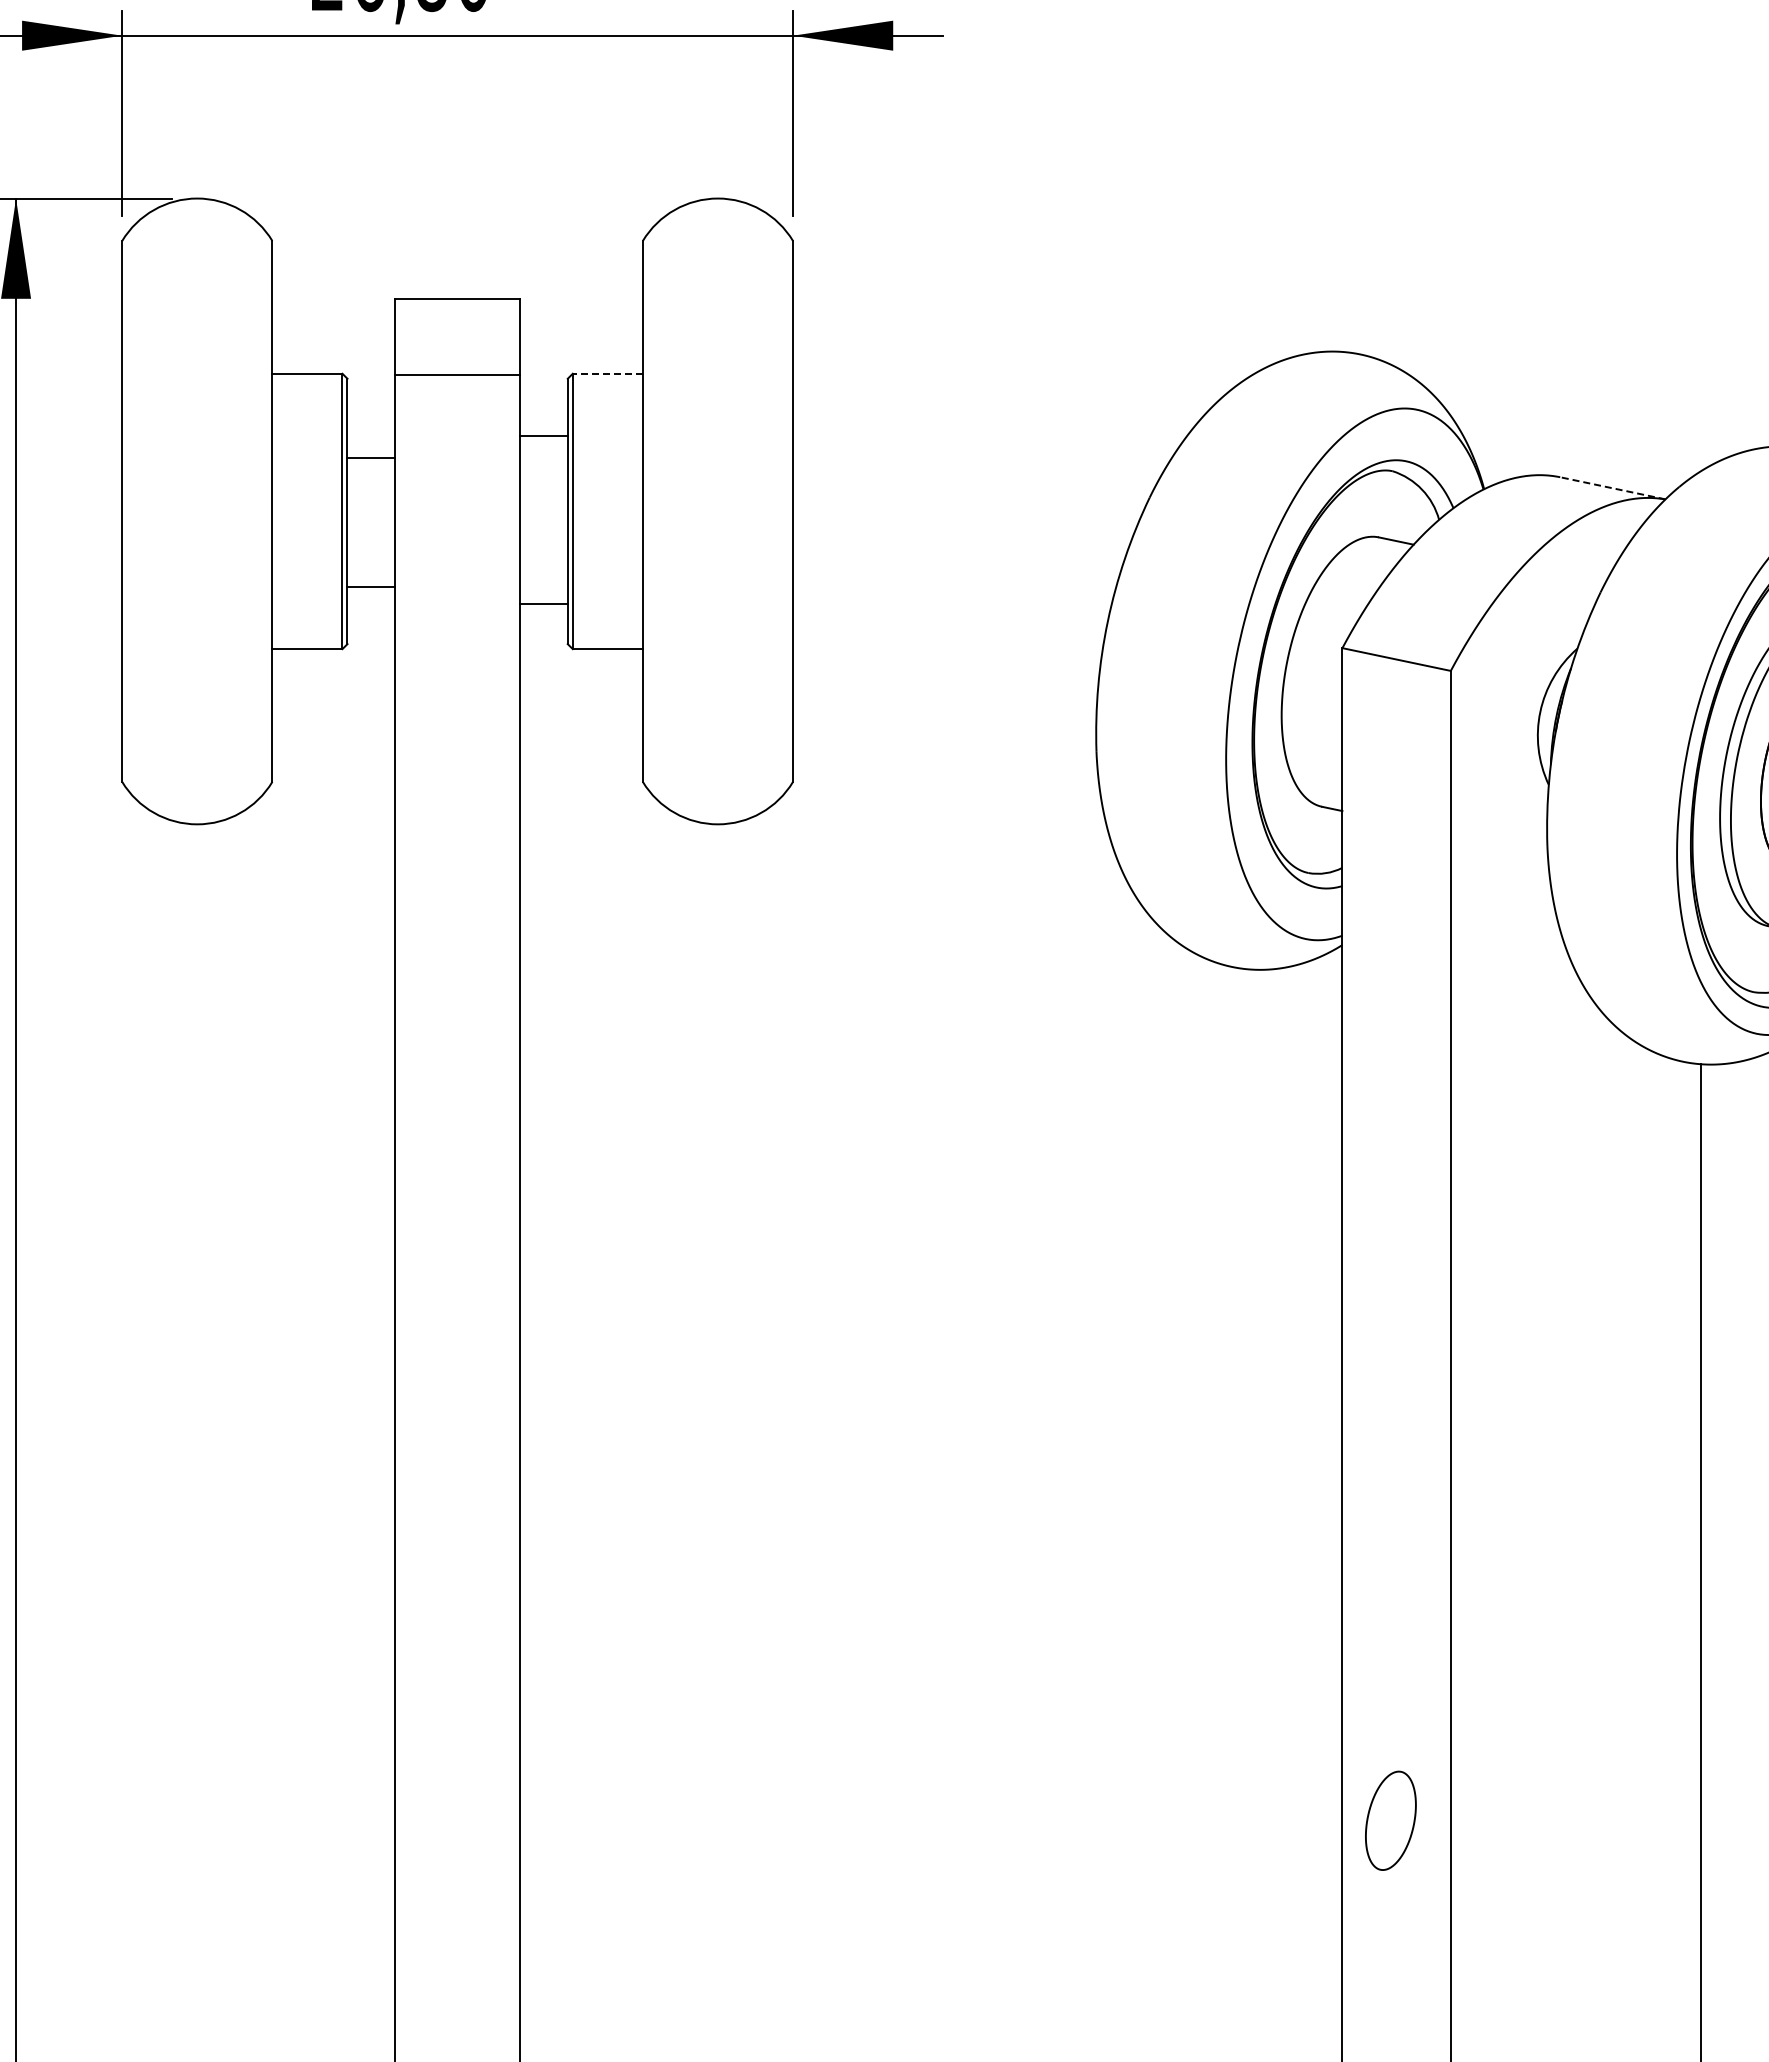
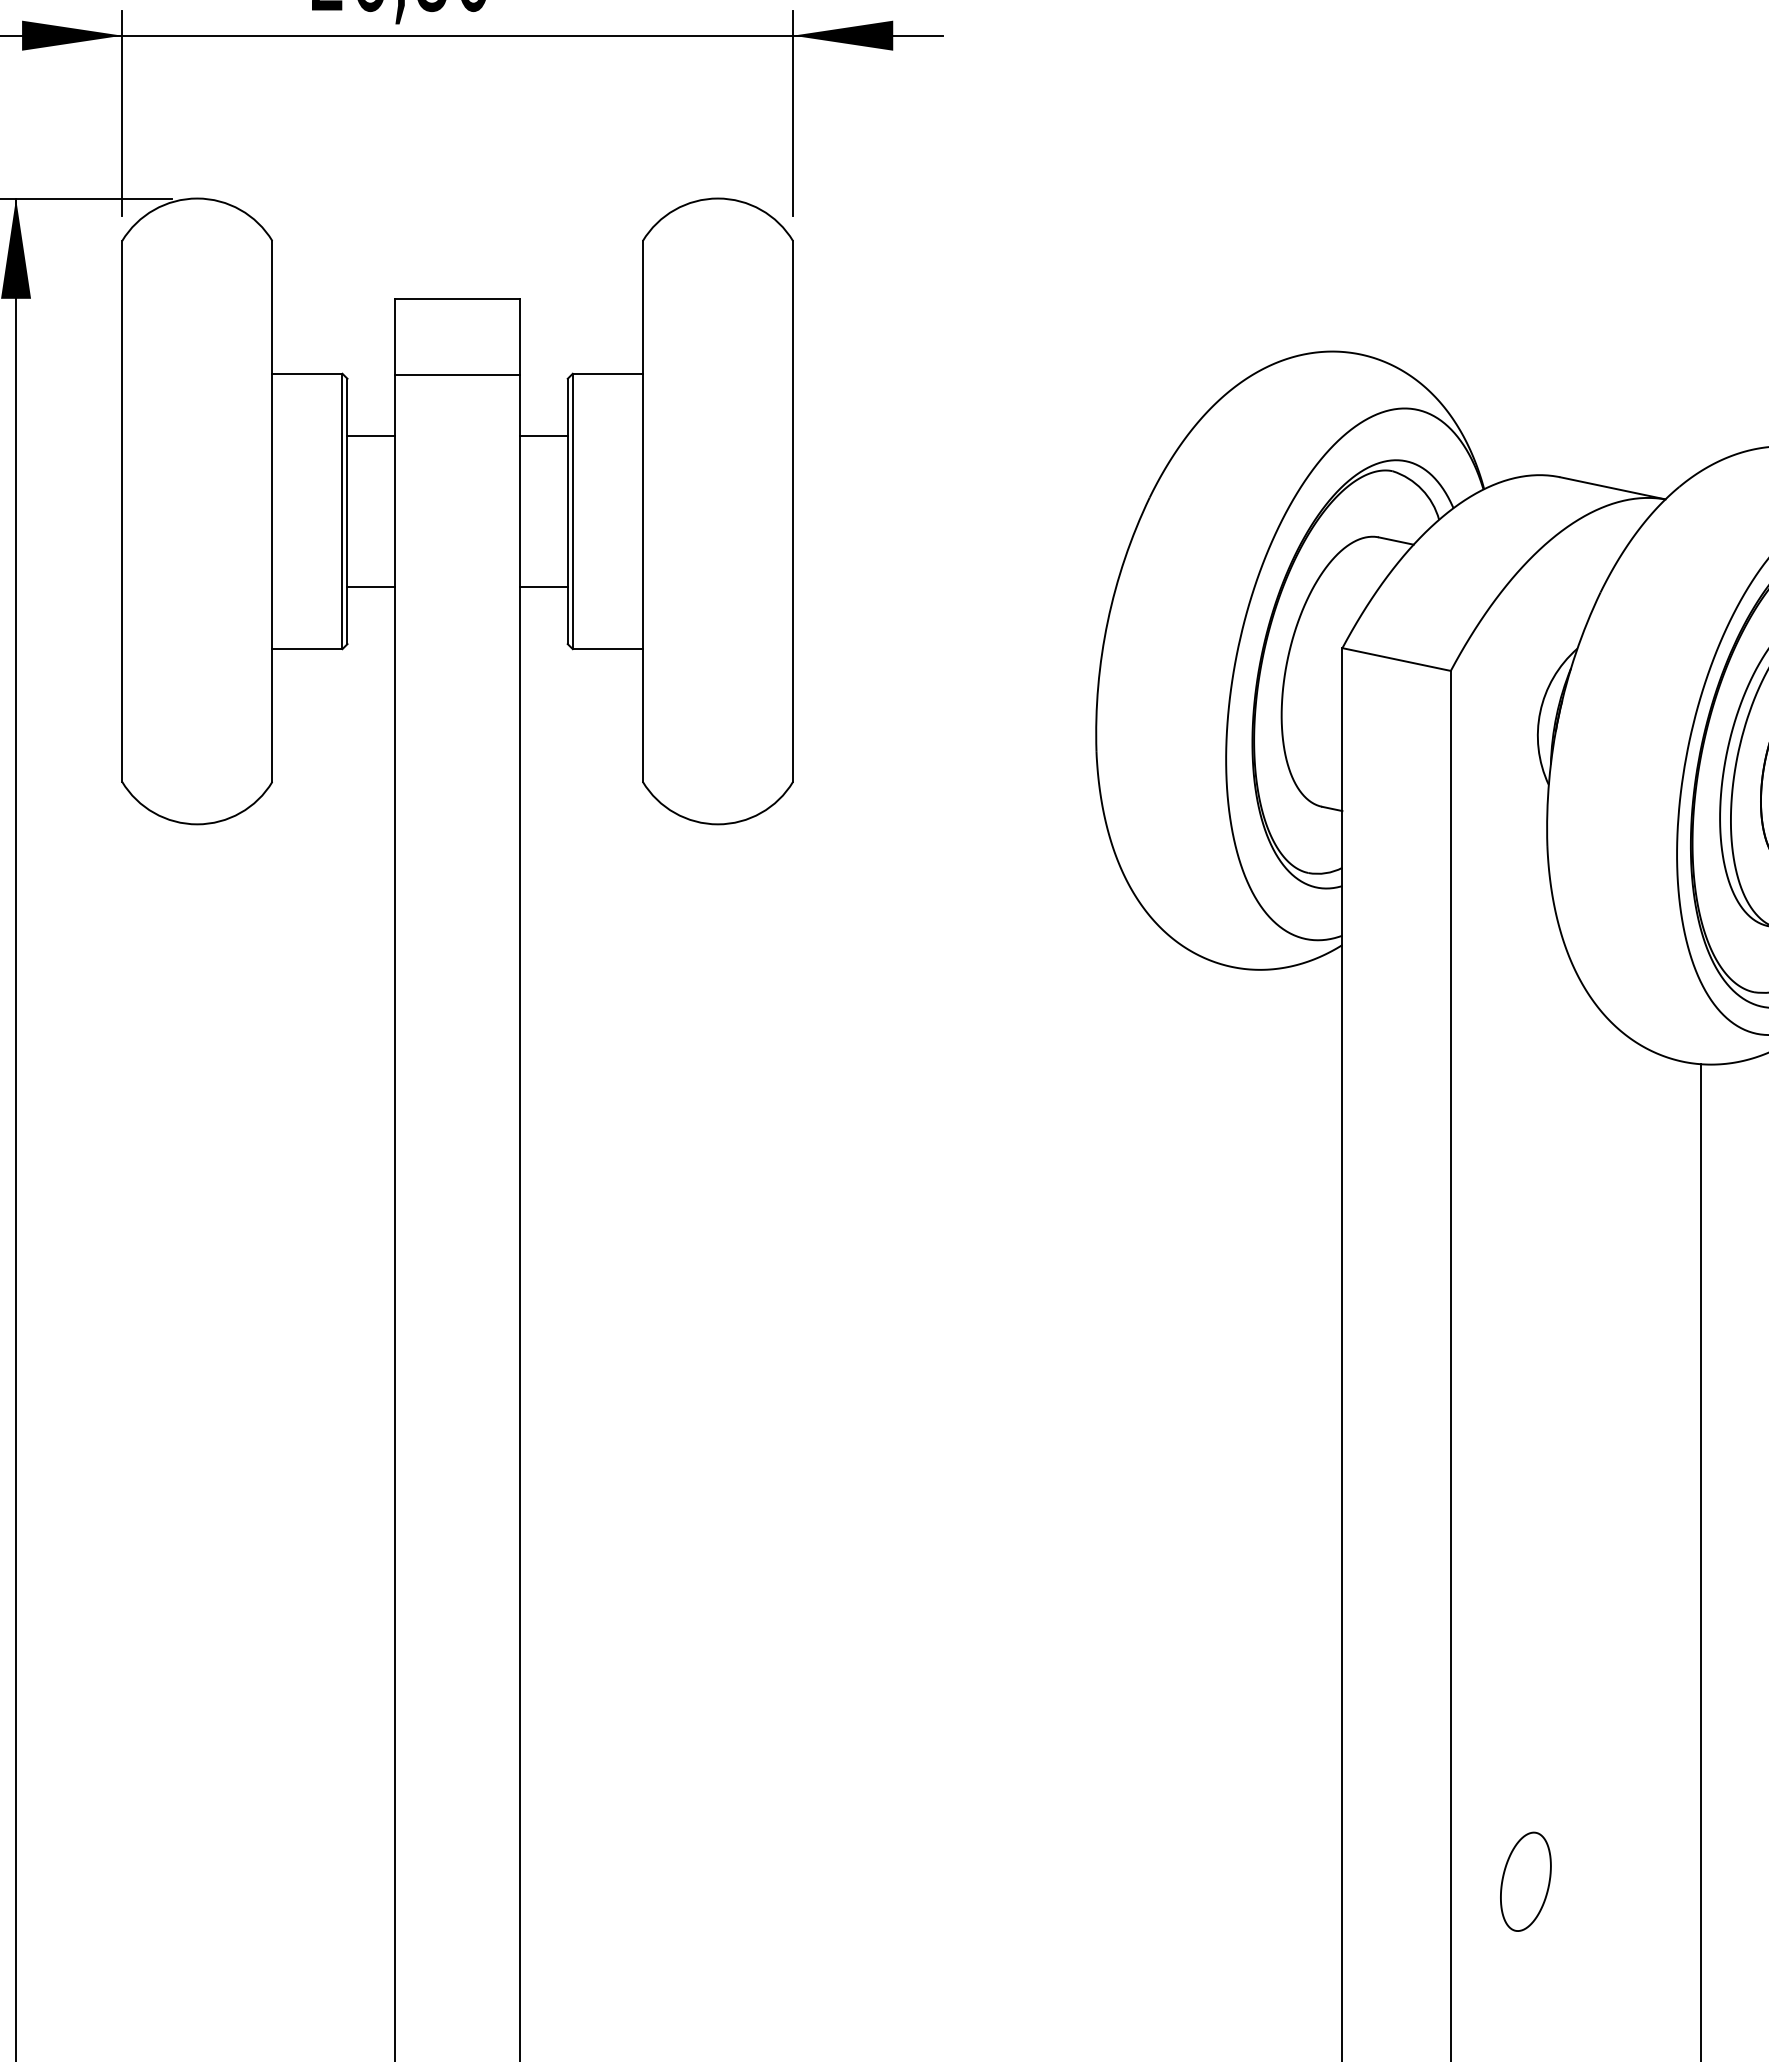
line: dashed -> solid (607, 373)
line position: (371, 458) -> (371, 436) (371, 436)
line: dashed -> solid (1612, 488)
line position: (543, 603) -> (543, 586) (543, 586)
part position: (1390, 1820) -> (1525, 1881) (1525, 1881)
